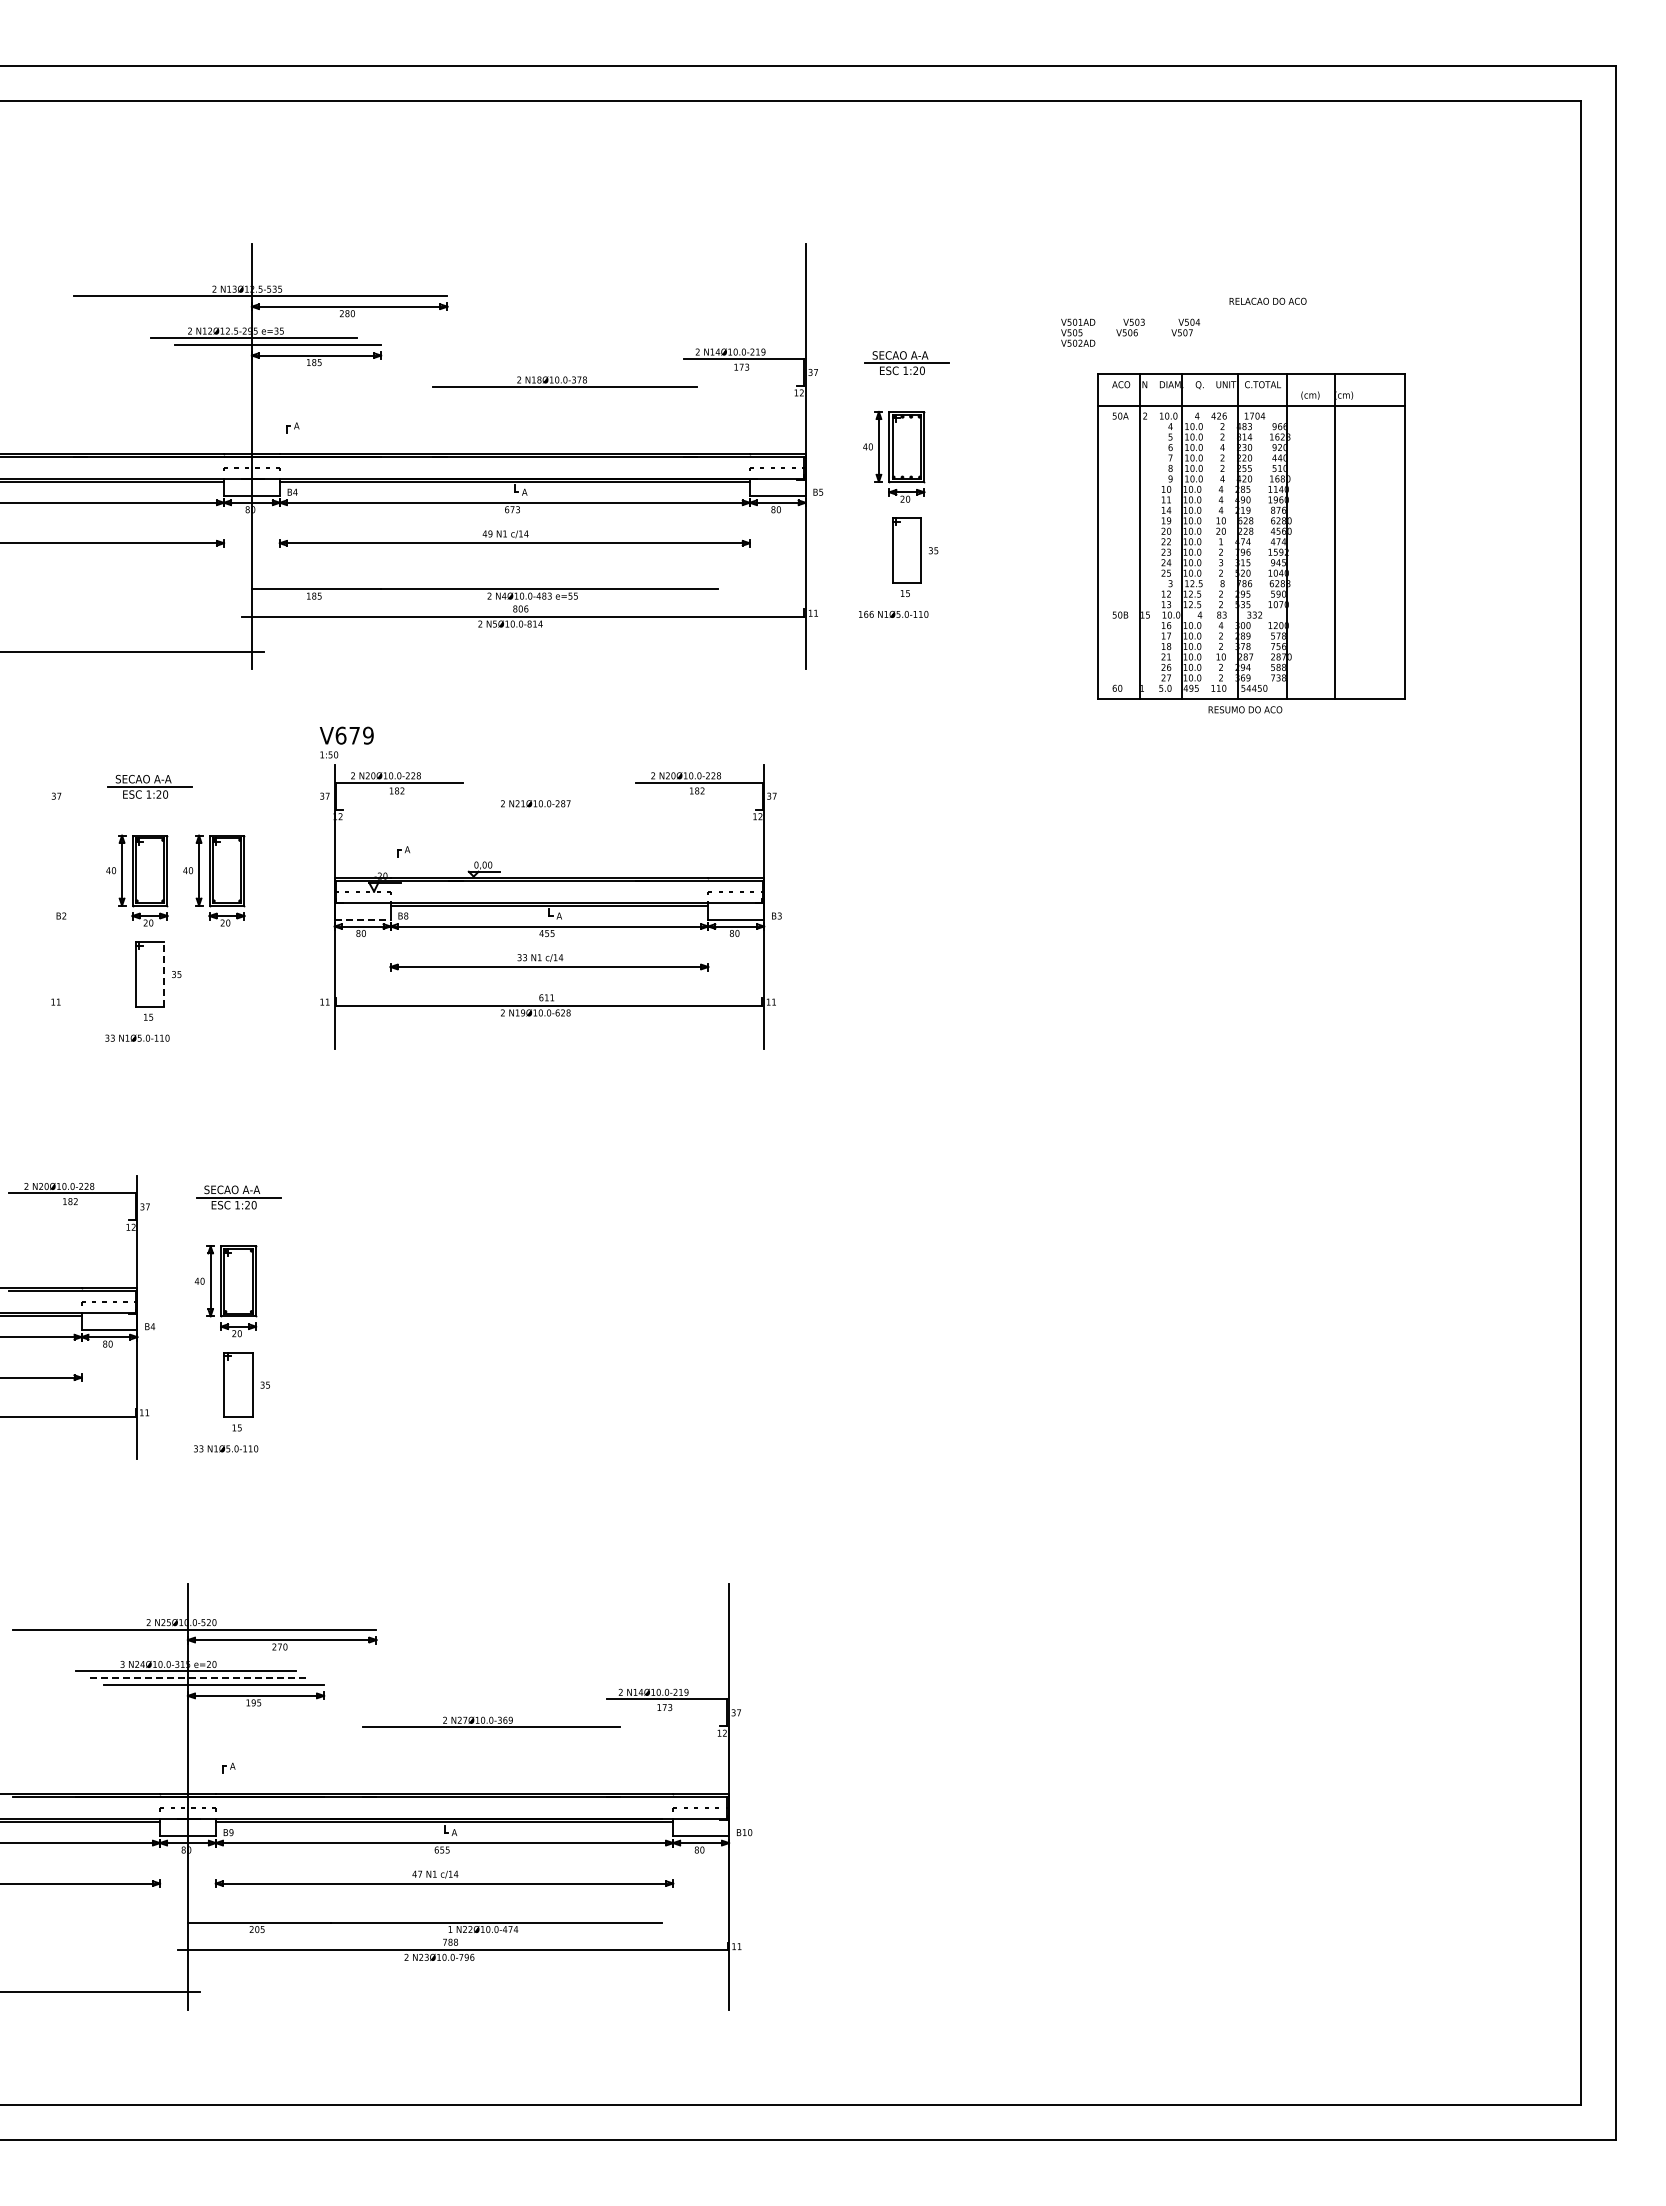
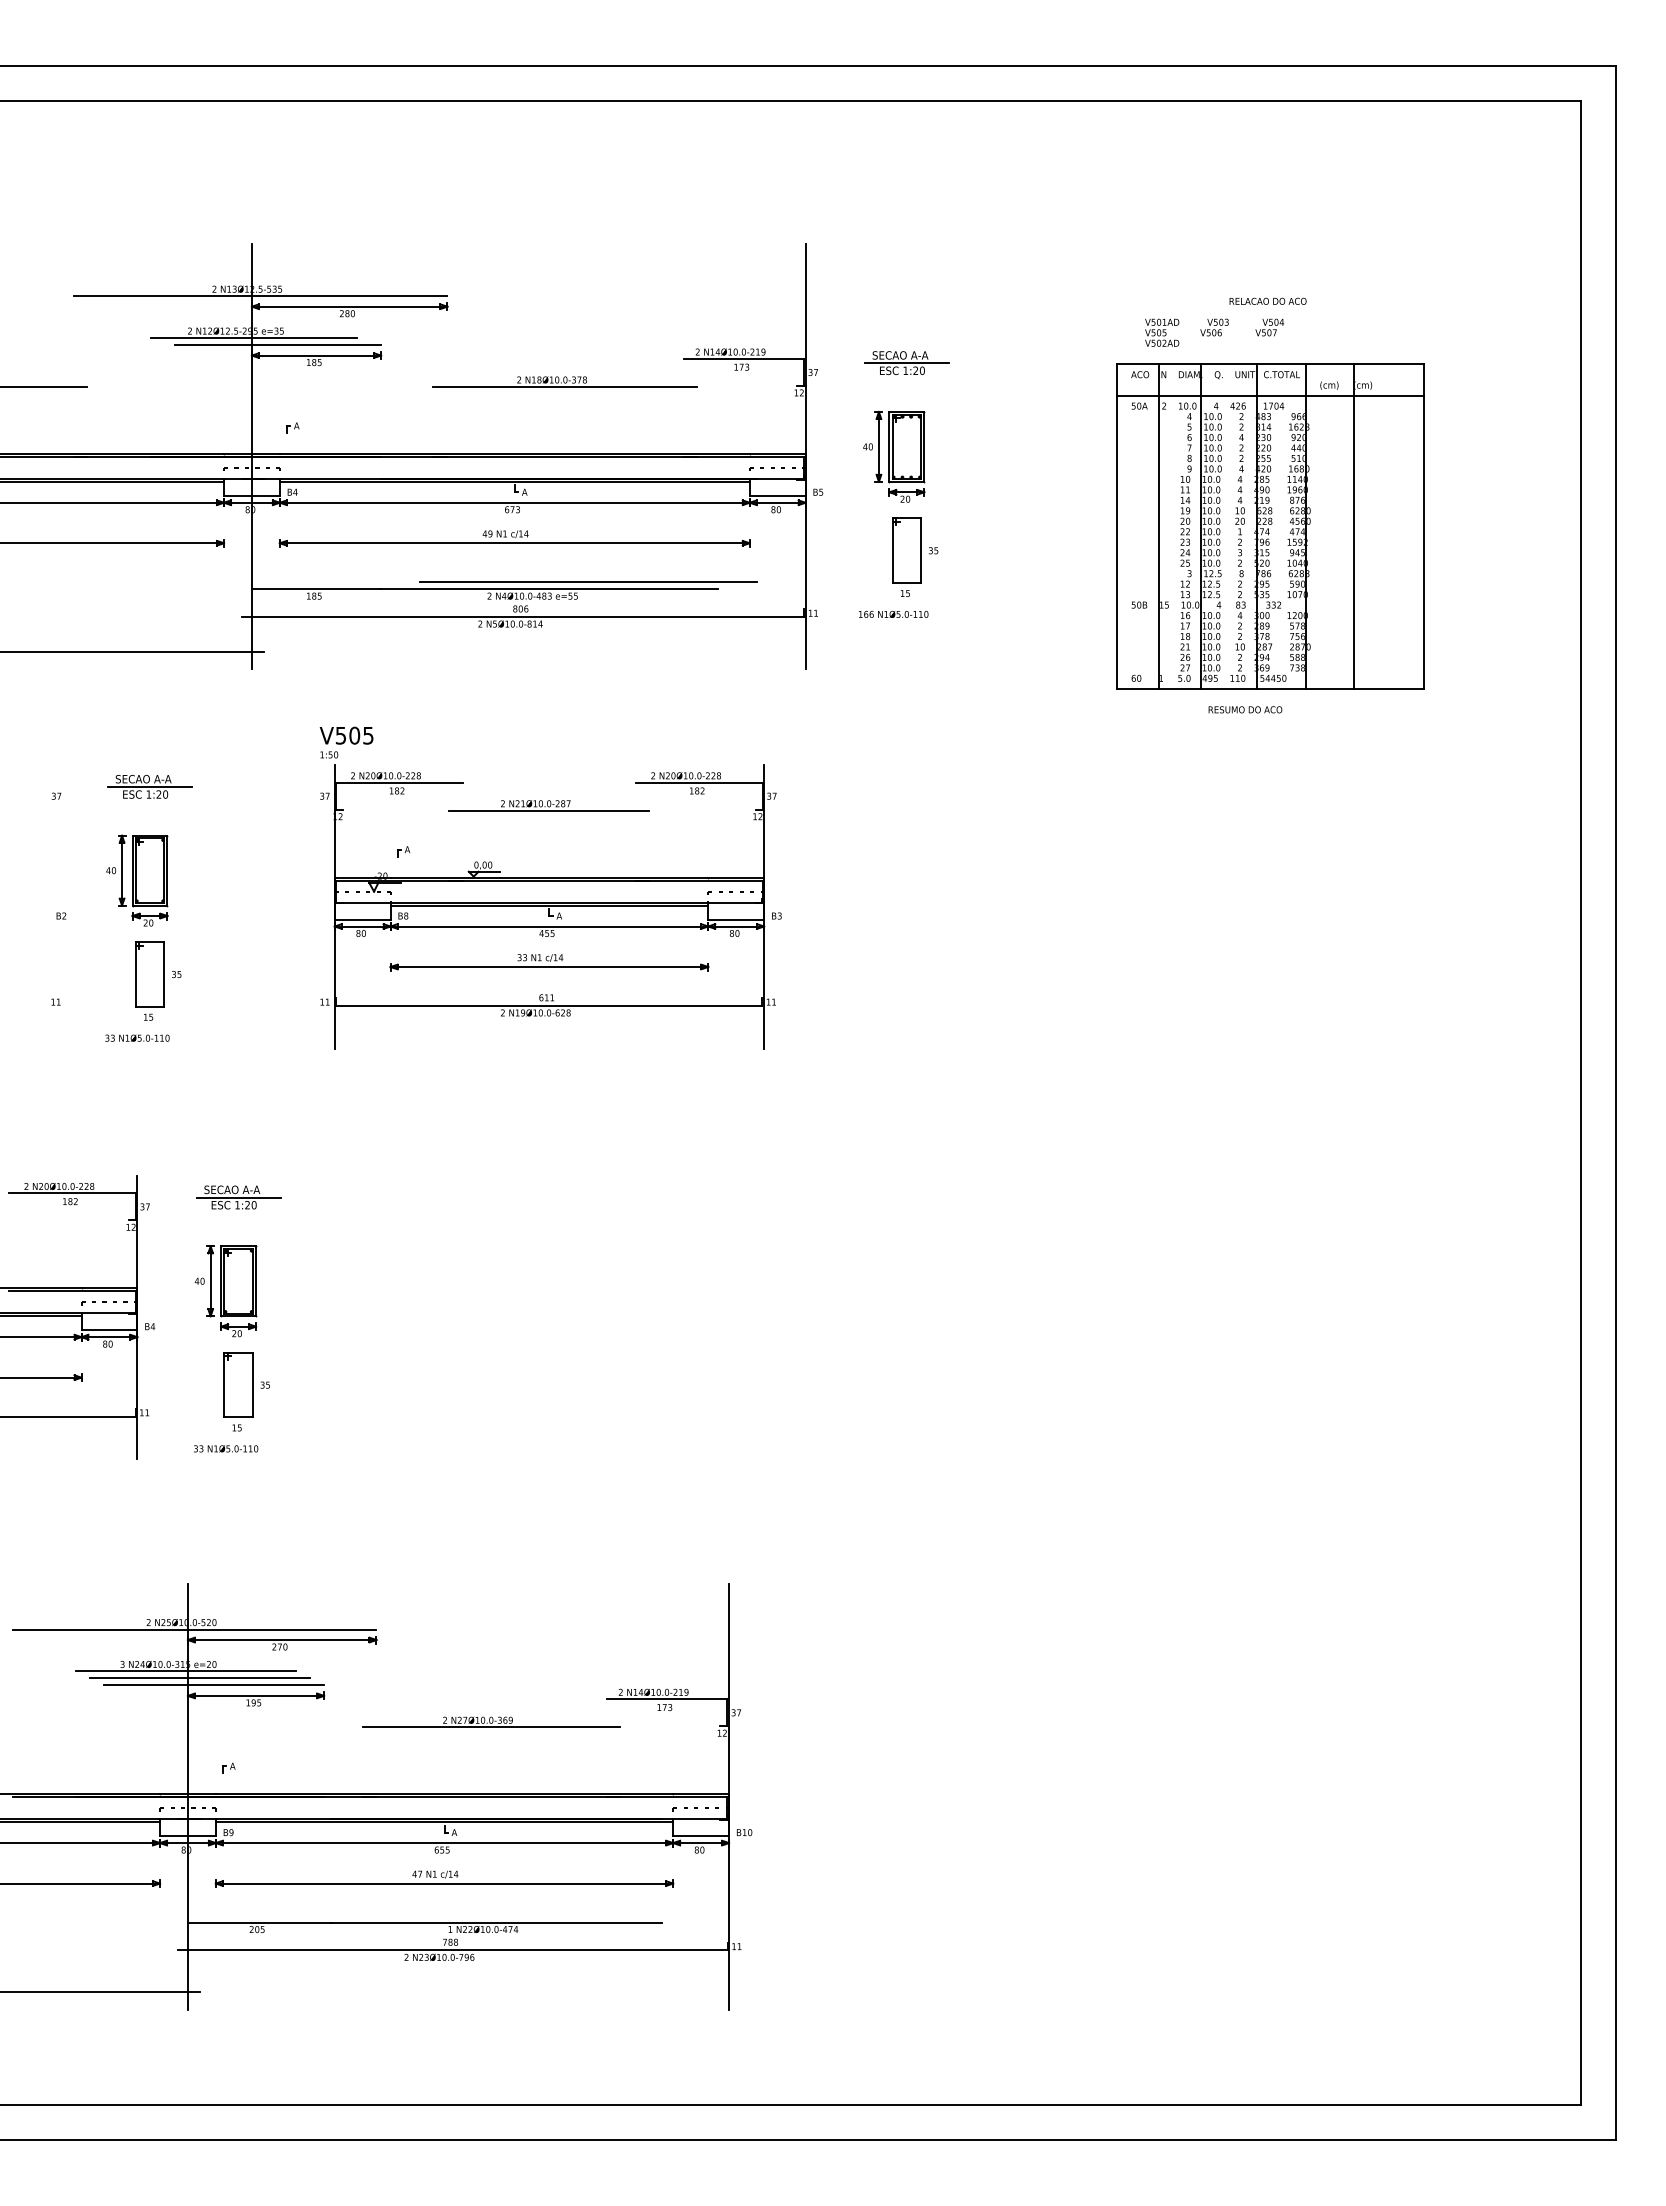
text position: (1130, 332) -> (1214, 332) (1214, 332)
line: none -> present (44, 387)
part position: (1251, 536) -> (1270, 526) (1270, 526)
line: none -> present (587, 582)
text: V679 -> V505 (354, 735)
line: none -> present (548, 810)
part: present -> none (214, 880)
line: dashed -> solid (362, 919)
line: dashed -> solid (164, 974)
line: dashed -> solid (200, 1678)
